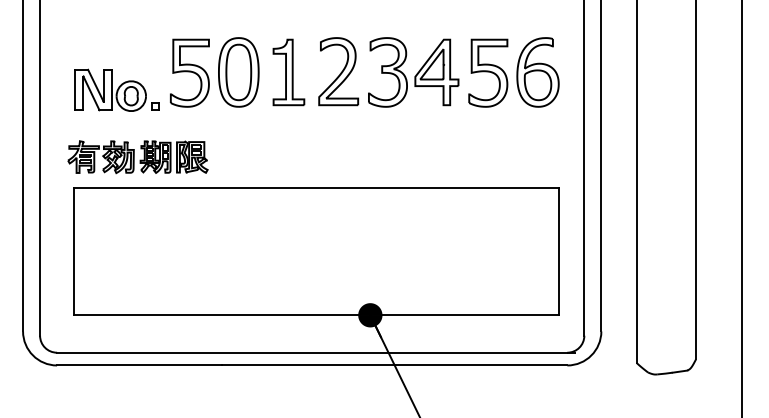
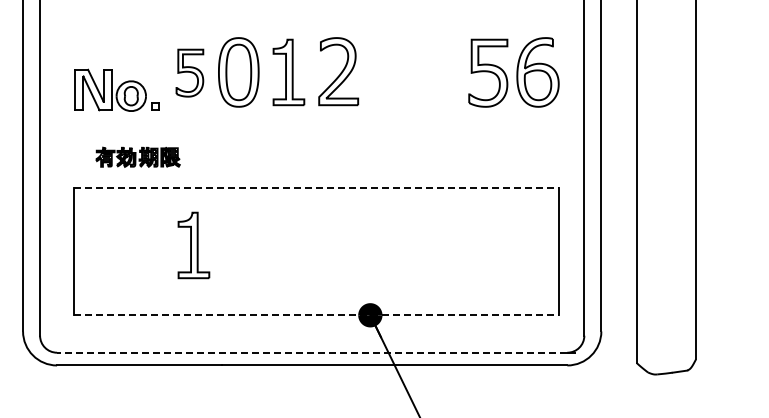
part size: 40x70 px -> 30x50 px (189, 72)
part: present -> none (413, 72)
part size: 142x35 px -> 86x22 px (137, 156)
line: solid -> dashed (316, 187)
line: present -> none (741, 208)
part: none -> present (193, 245)
line: solid -> dashed (316, 315)
line: solid -> dashed (311, 352)
